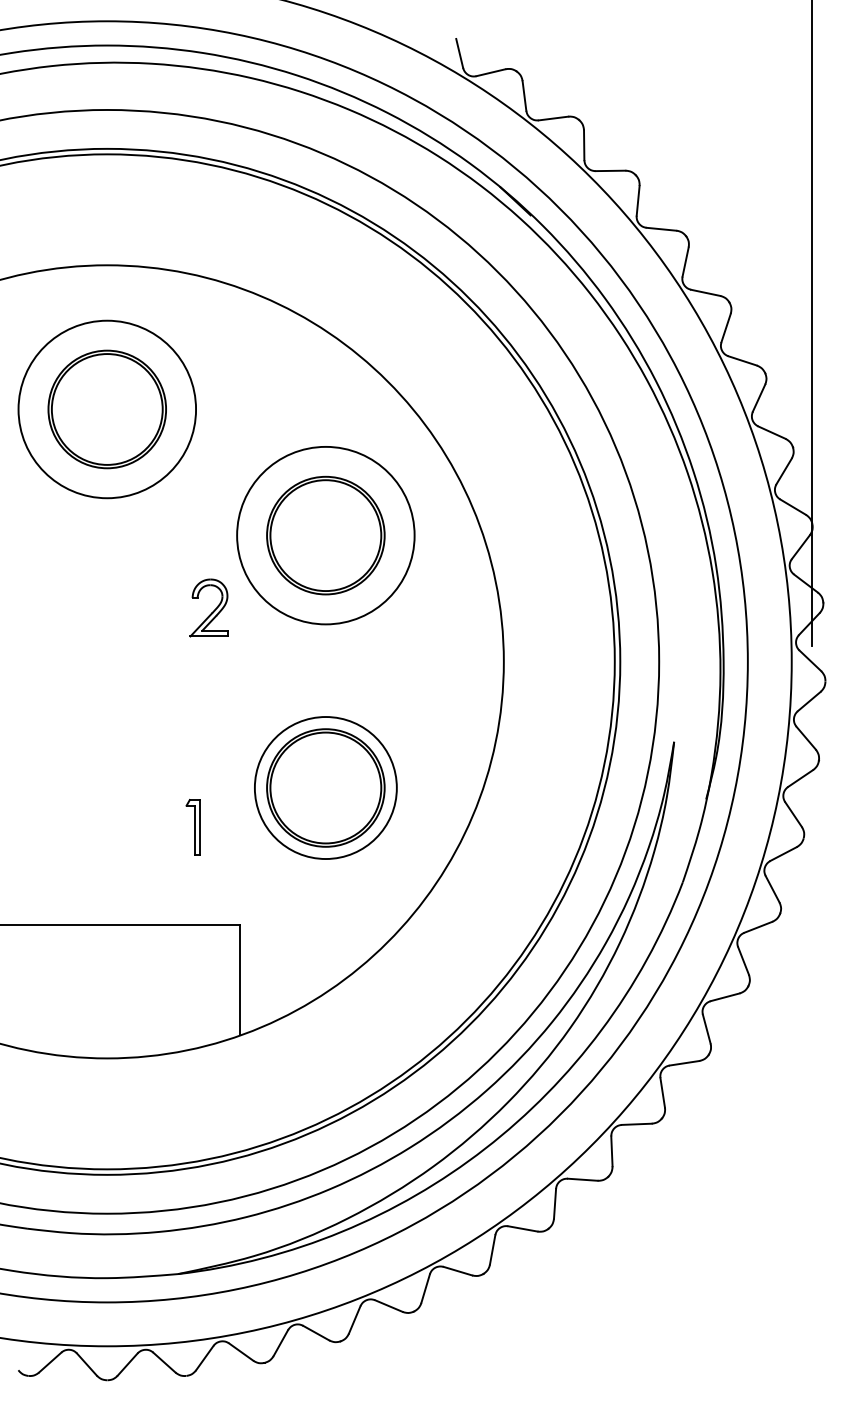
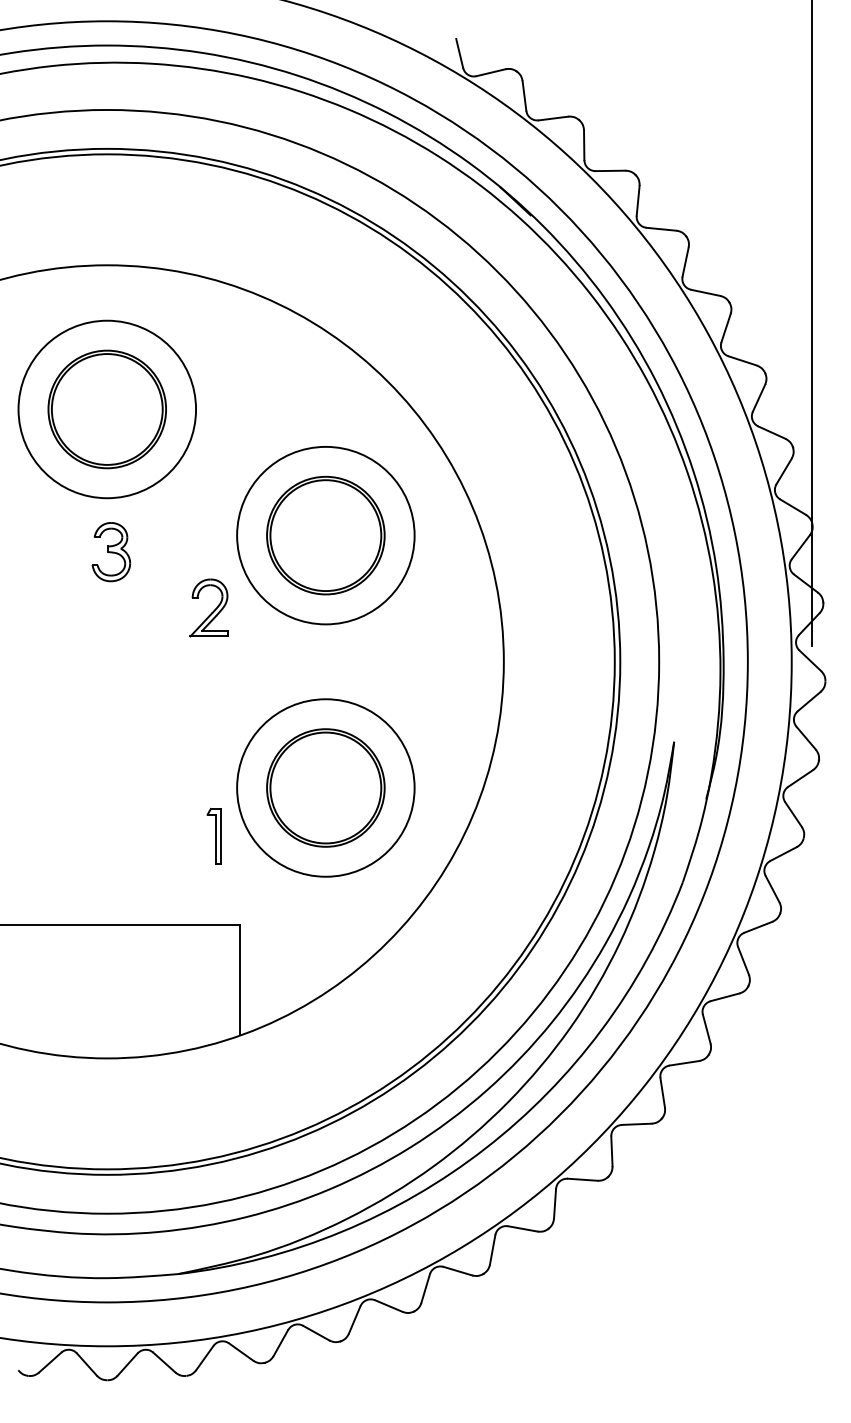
part: none -> present (111, 552)
circle diameter: 142 px -> 178 px (325, 787)
part position: (192, 827) -> (213, 836) (213, 836)
